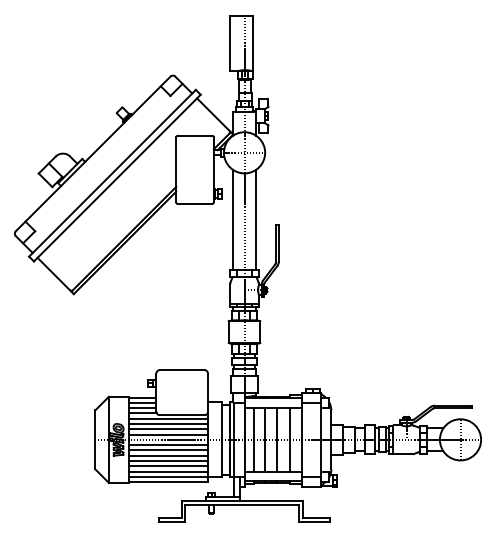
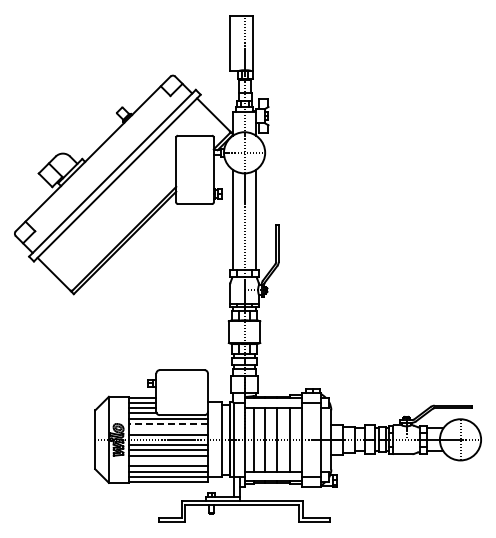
line: solid -> dashed (168, 423)
line: present -> none (168, 429)
line: present -> none (168, 461)
